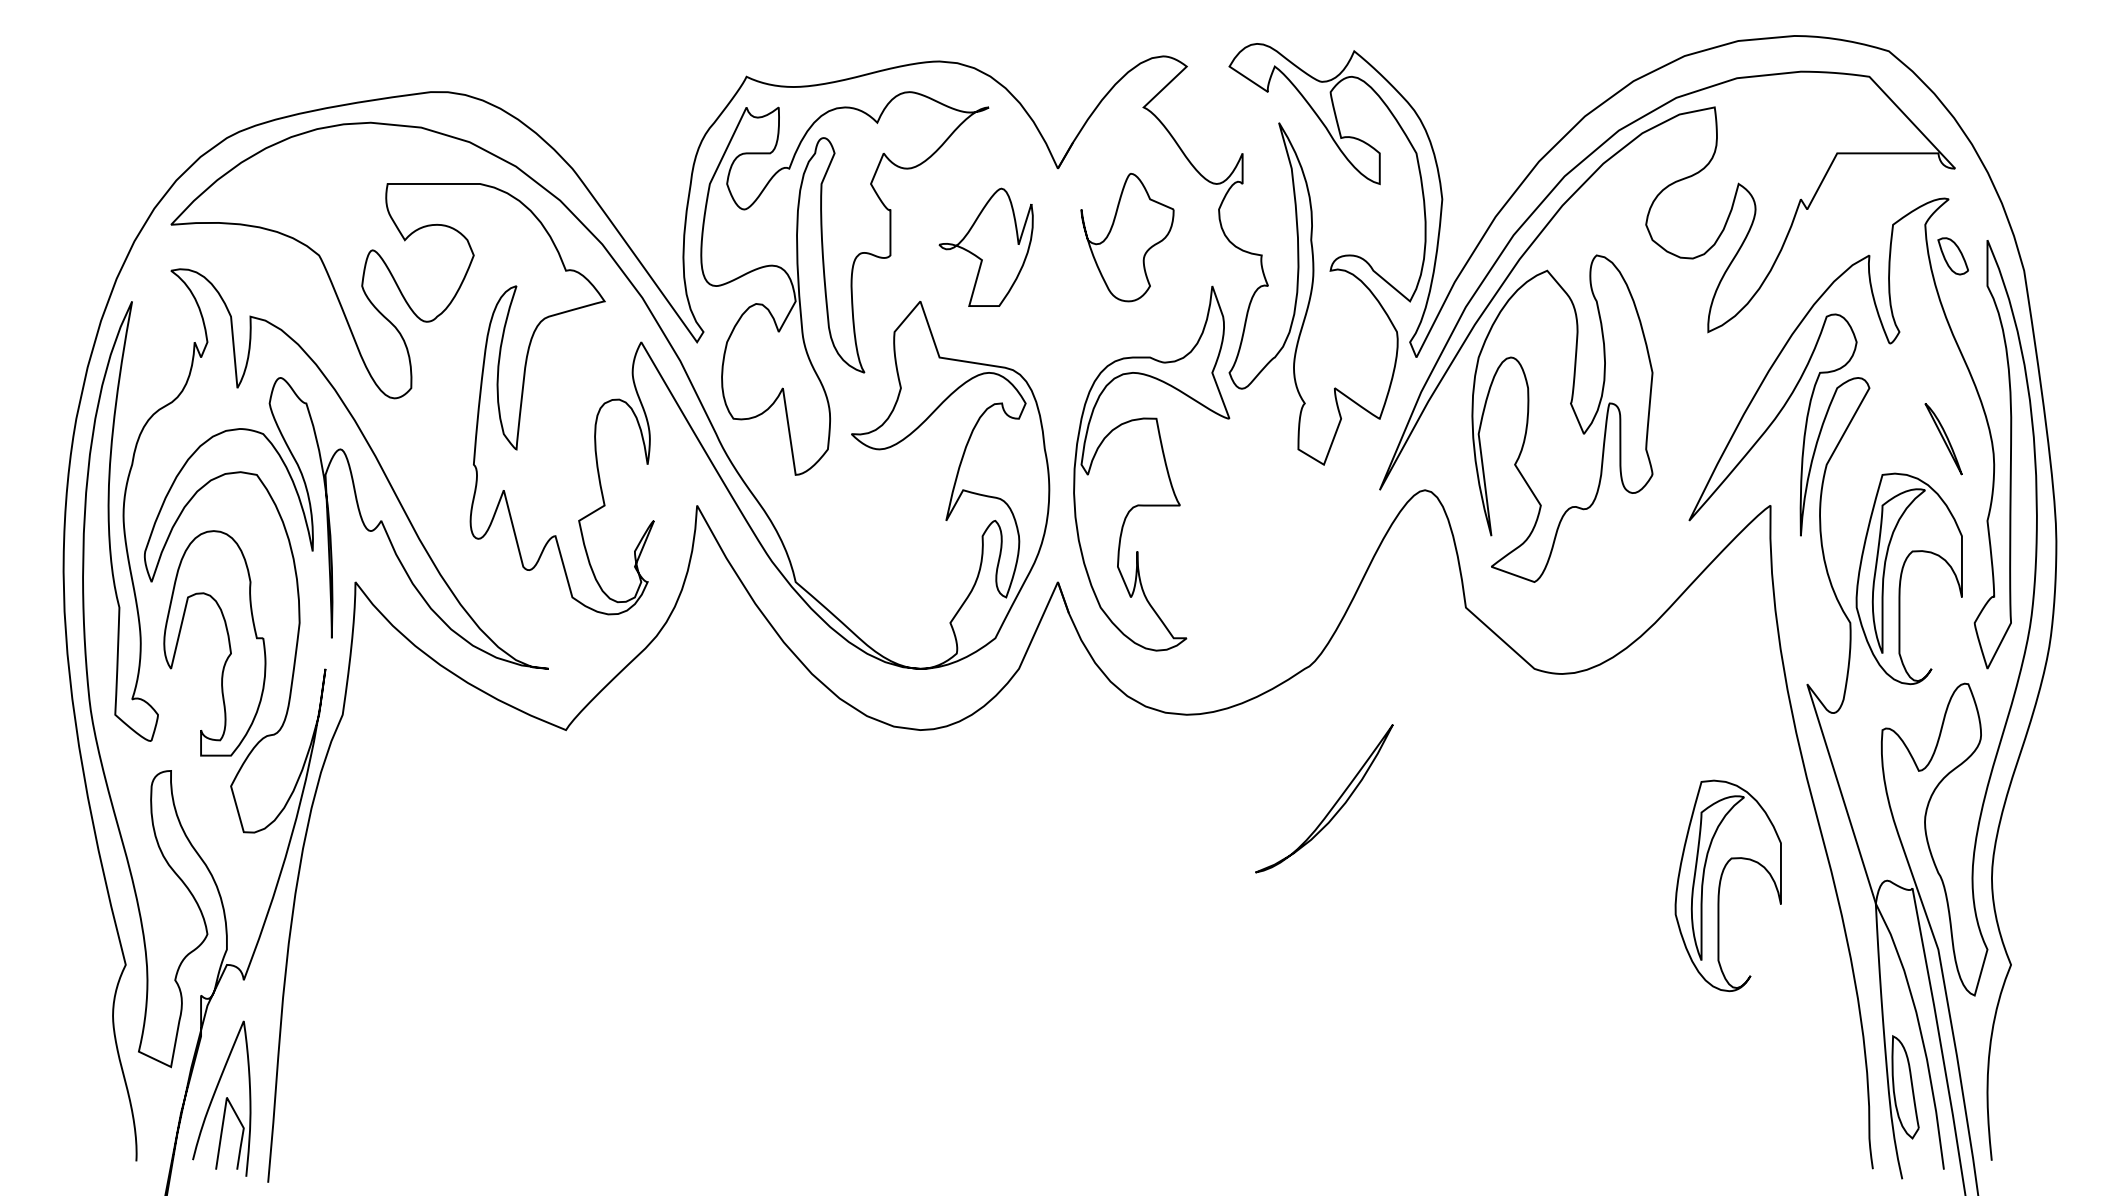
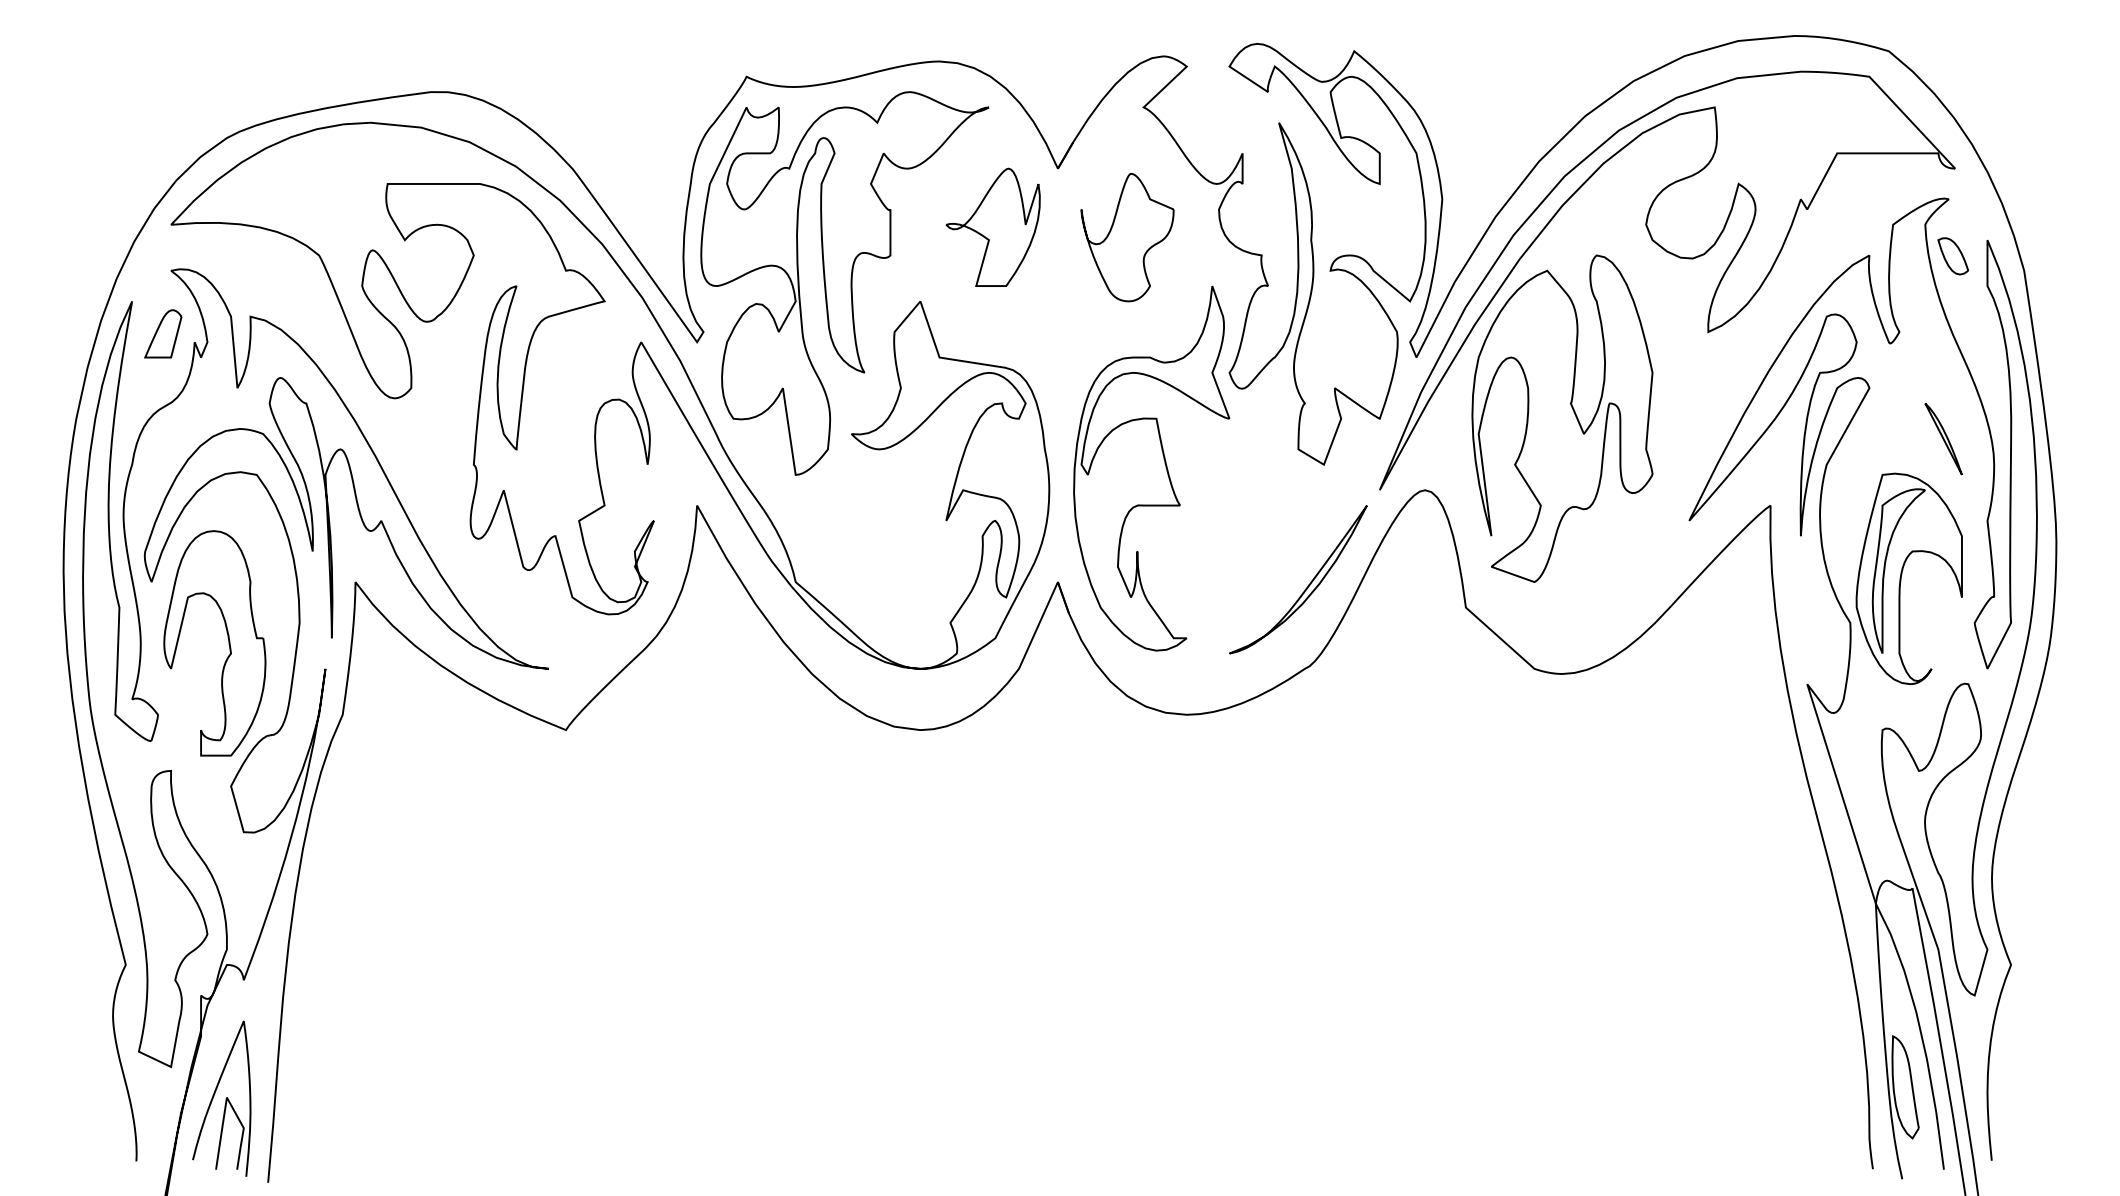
part position: (985, 246) -> (992, 226) (992, 226)
part: none -> present (163, 333)
part position: (1333, 804) -> (1307, 585) (1307, 585)
part: present -> none (1720, 885)
